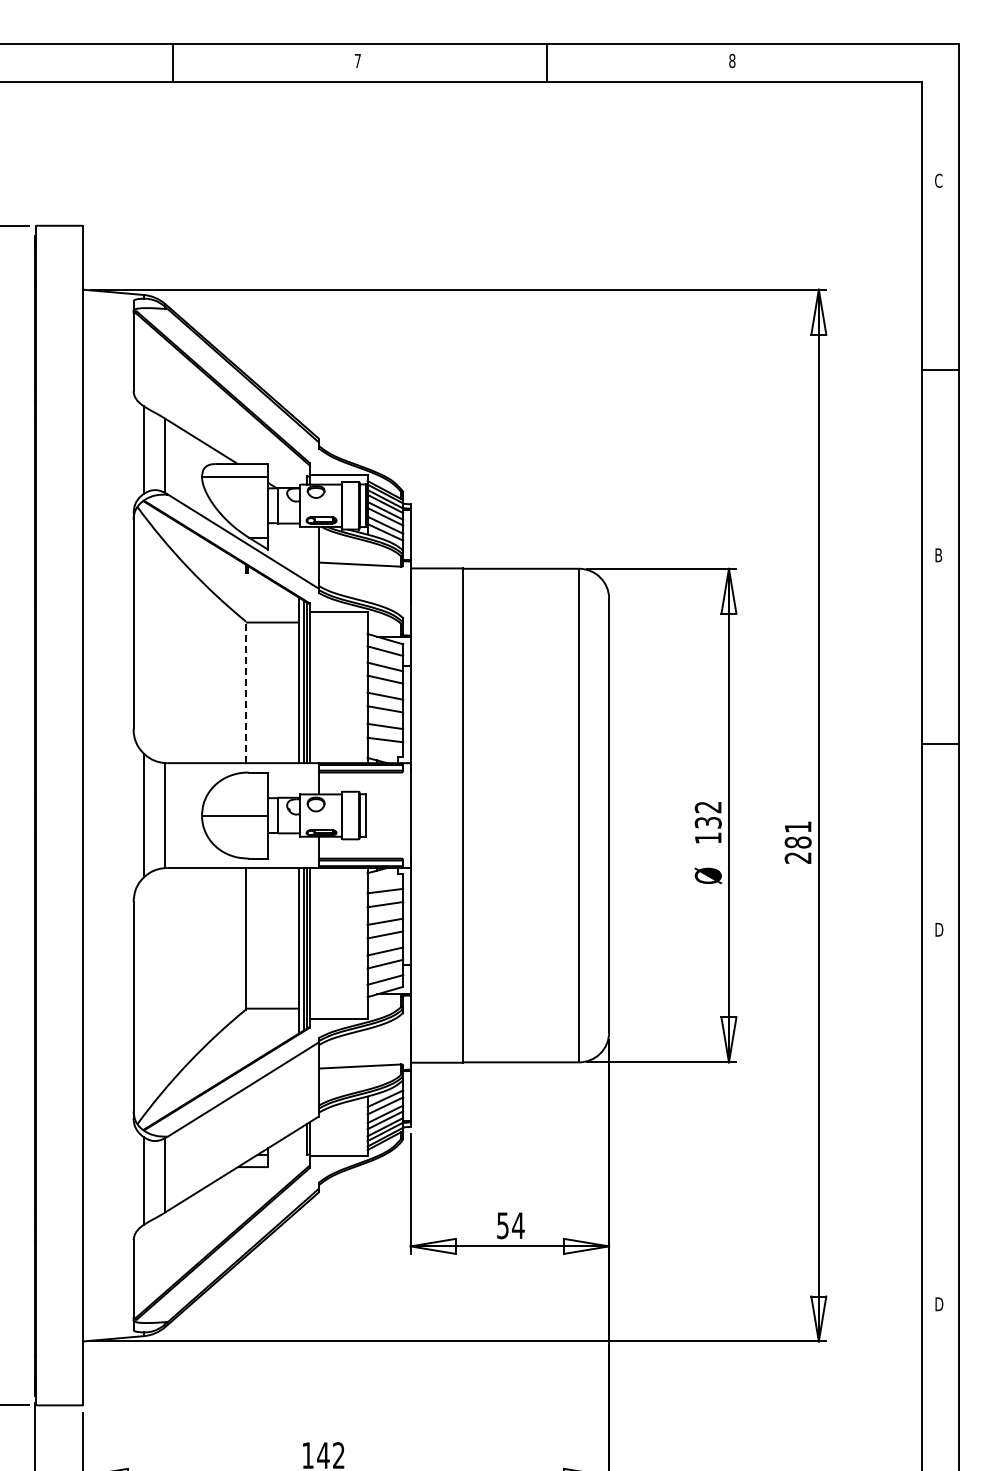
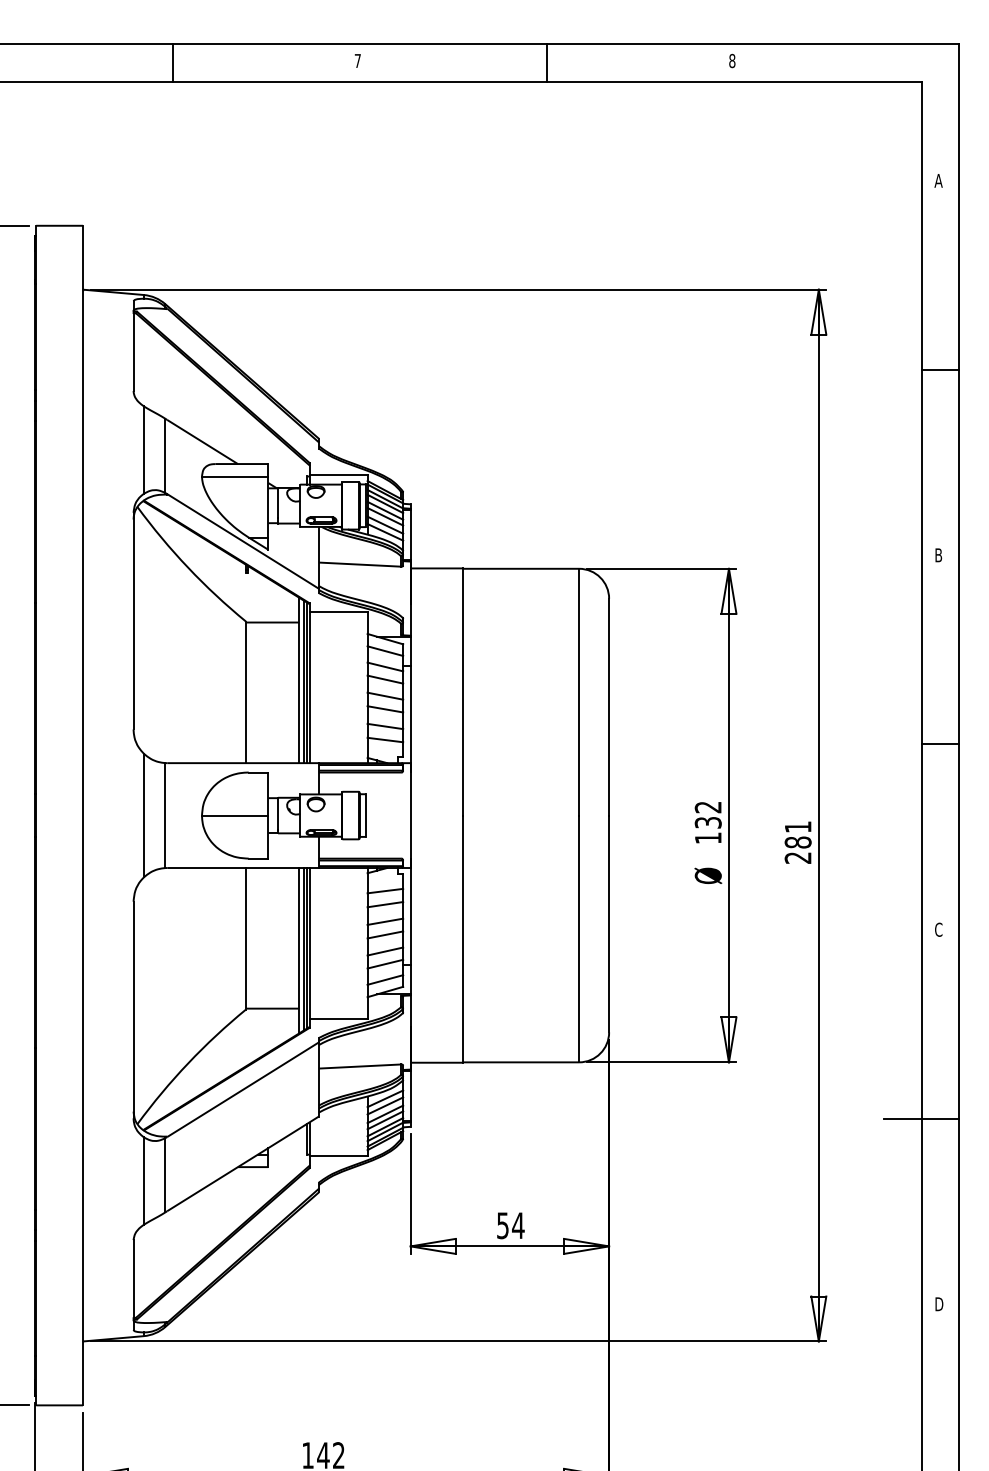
text: C -> A (938, 180)
line: dashed -> solid (245, 692)
text: D -> C (939, 929)
line: none -> present (921, 1118)
